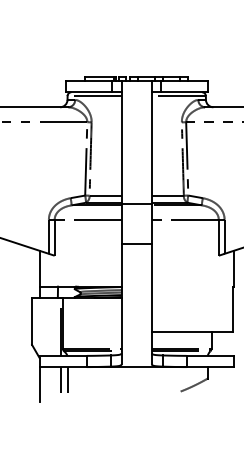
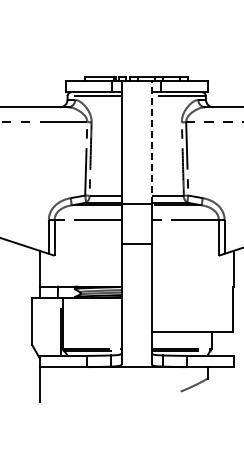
line: solid -> dashed (151, 142)
line: present -> none (60, 380)
line: present -> none (67, 380)
